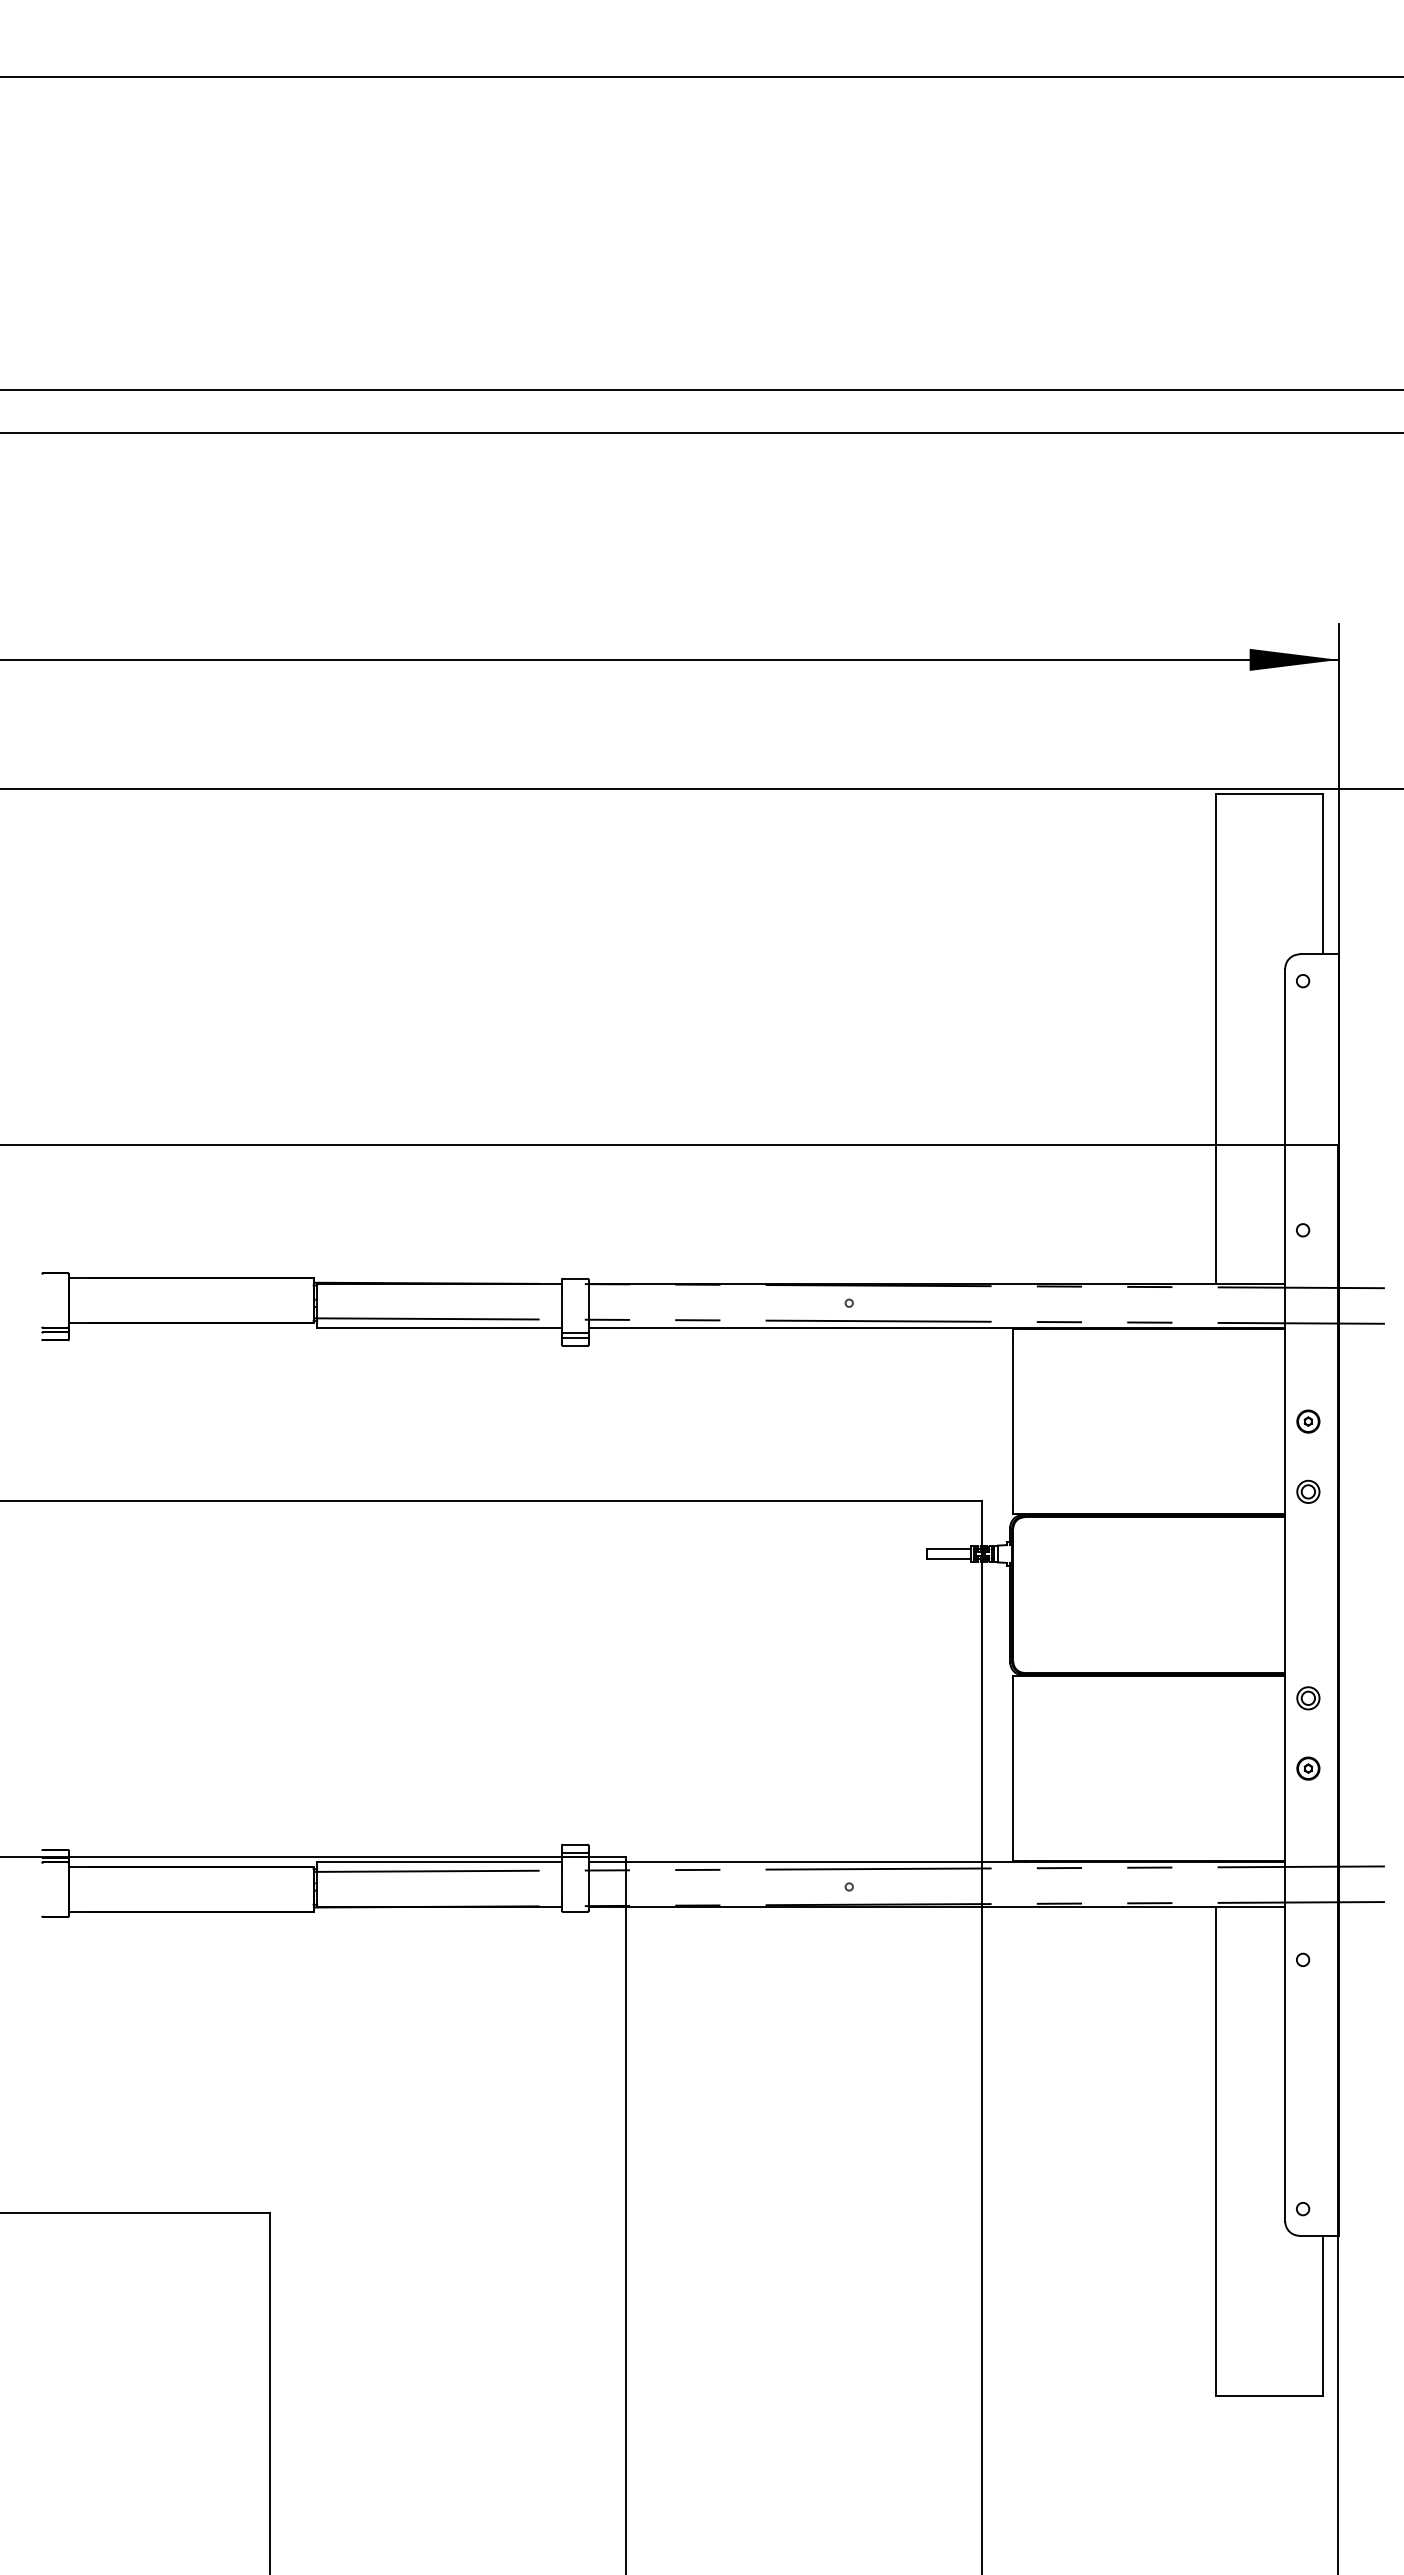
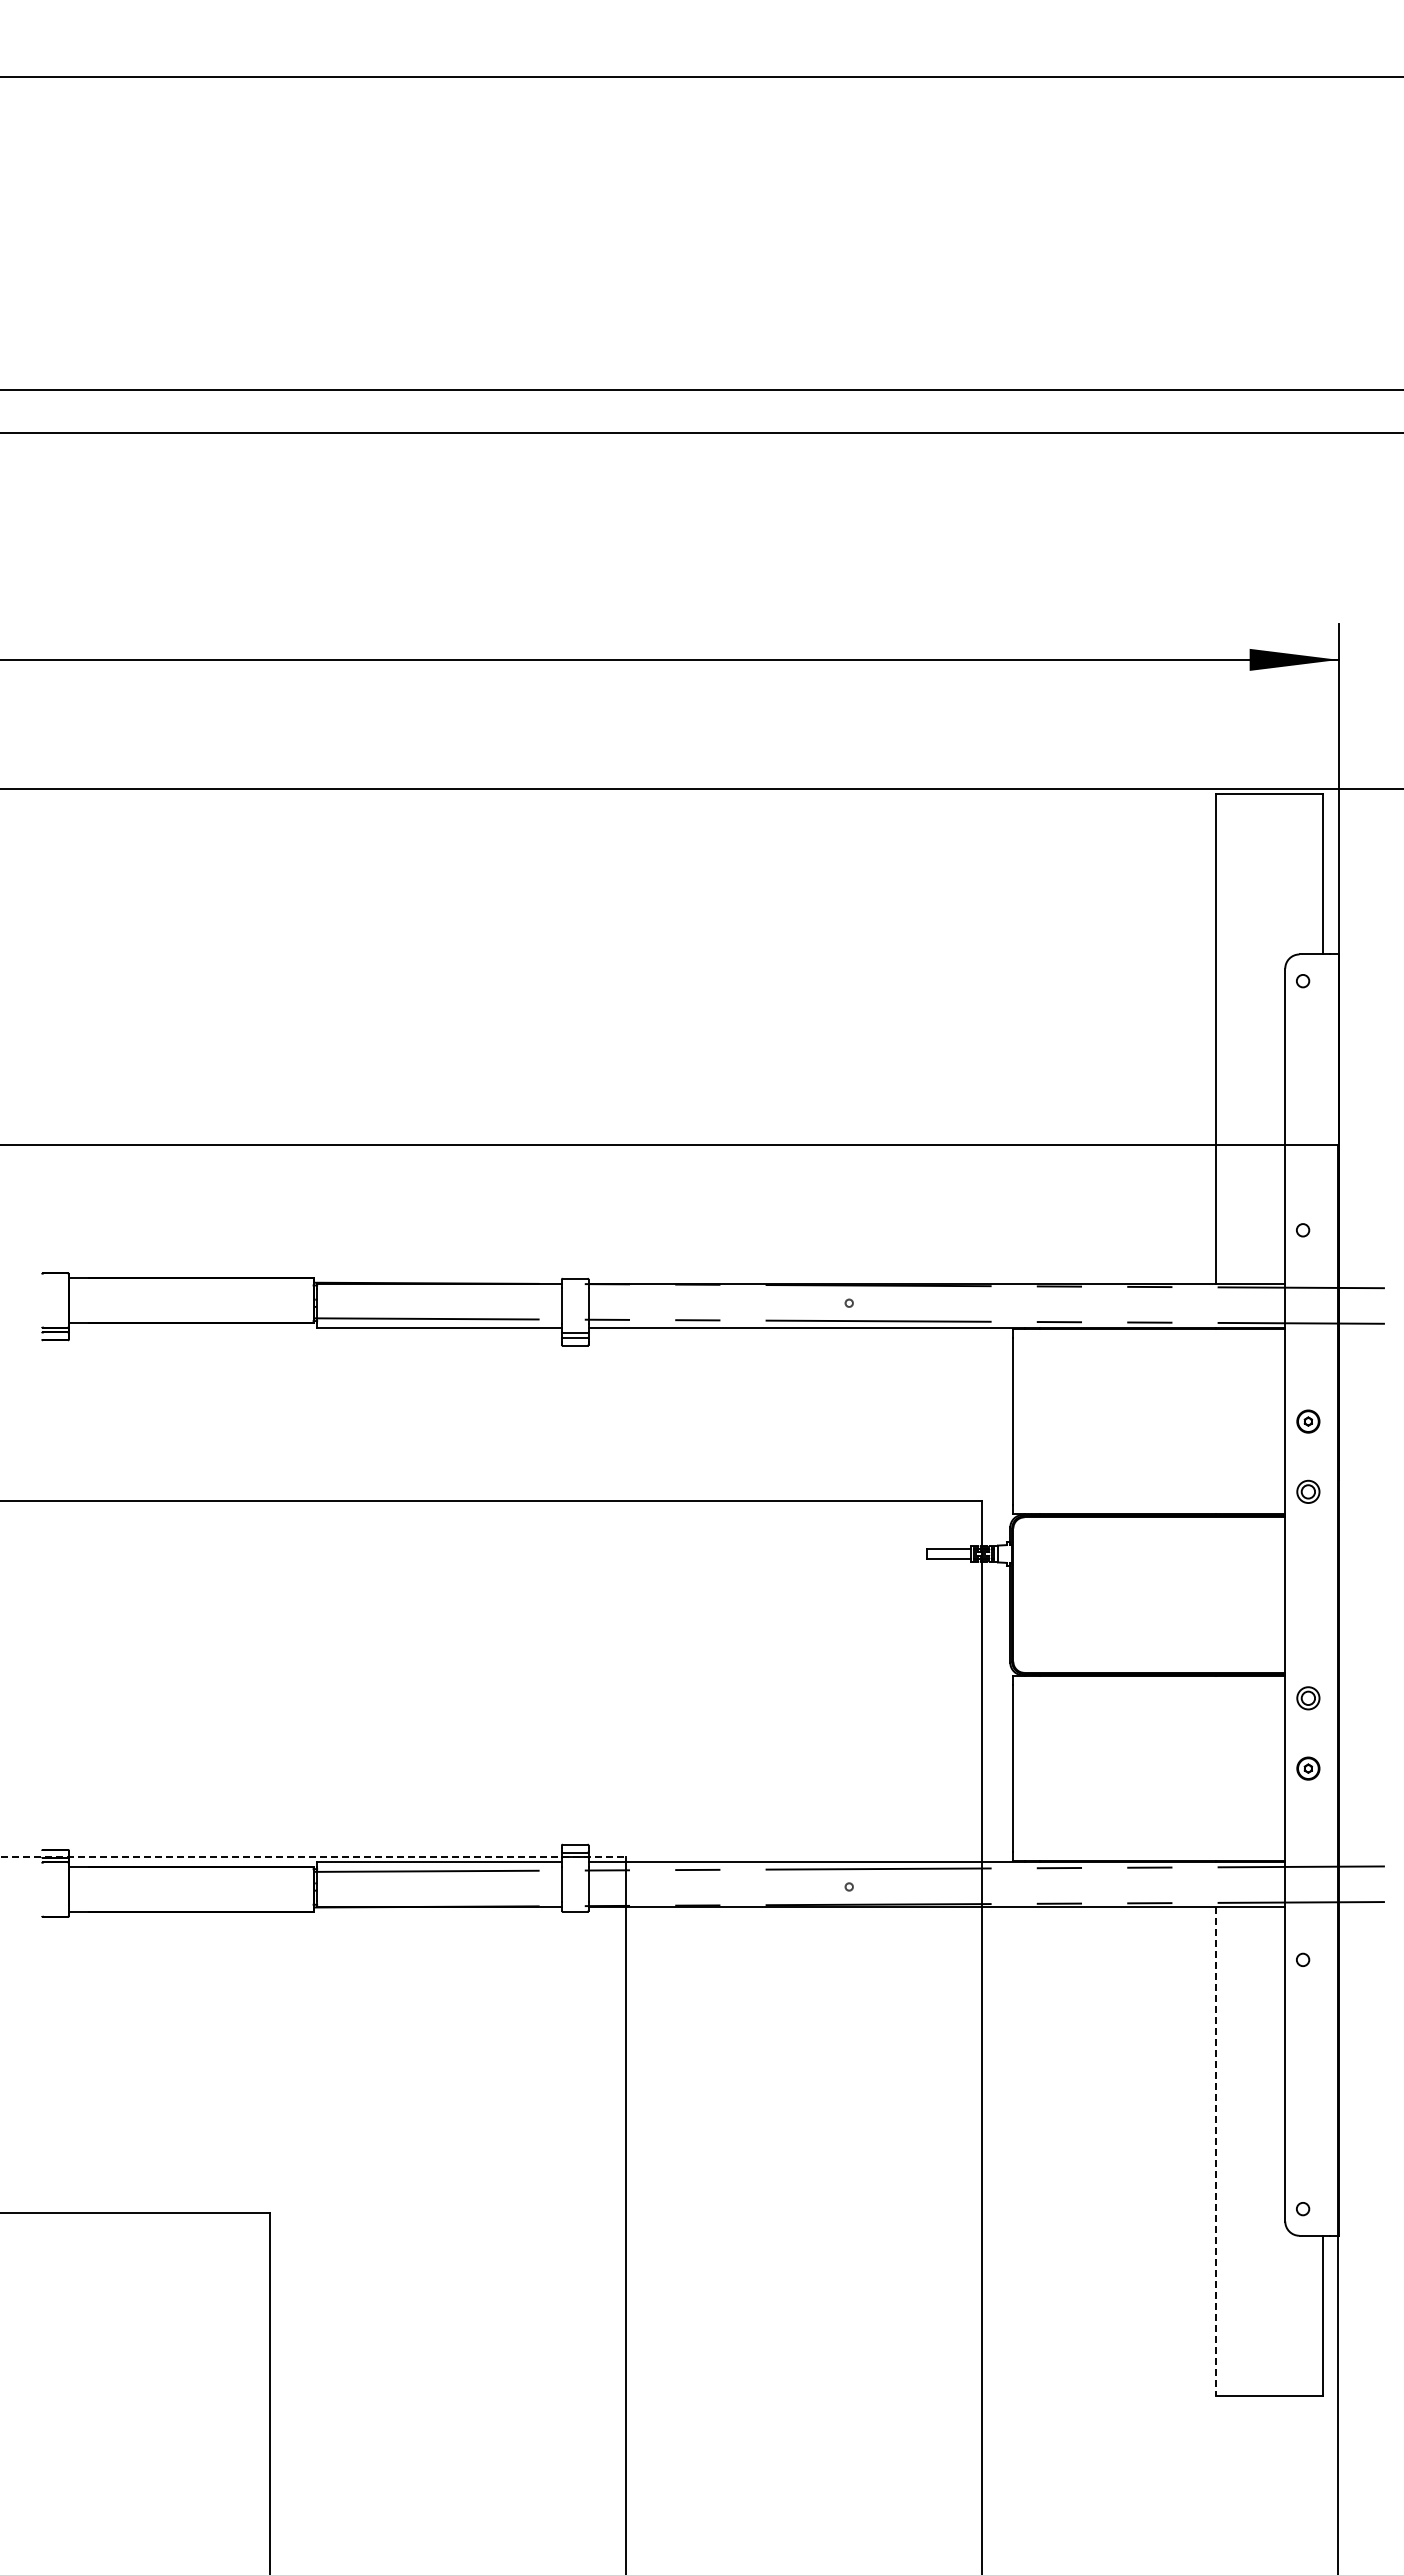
line: solid -> dashed (313, 1856)
line: solid -> dashed (1215, 2151)
